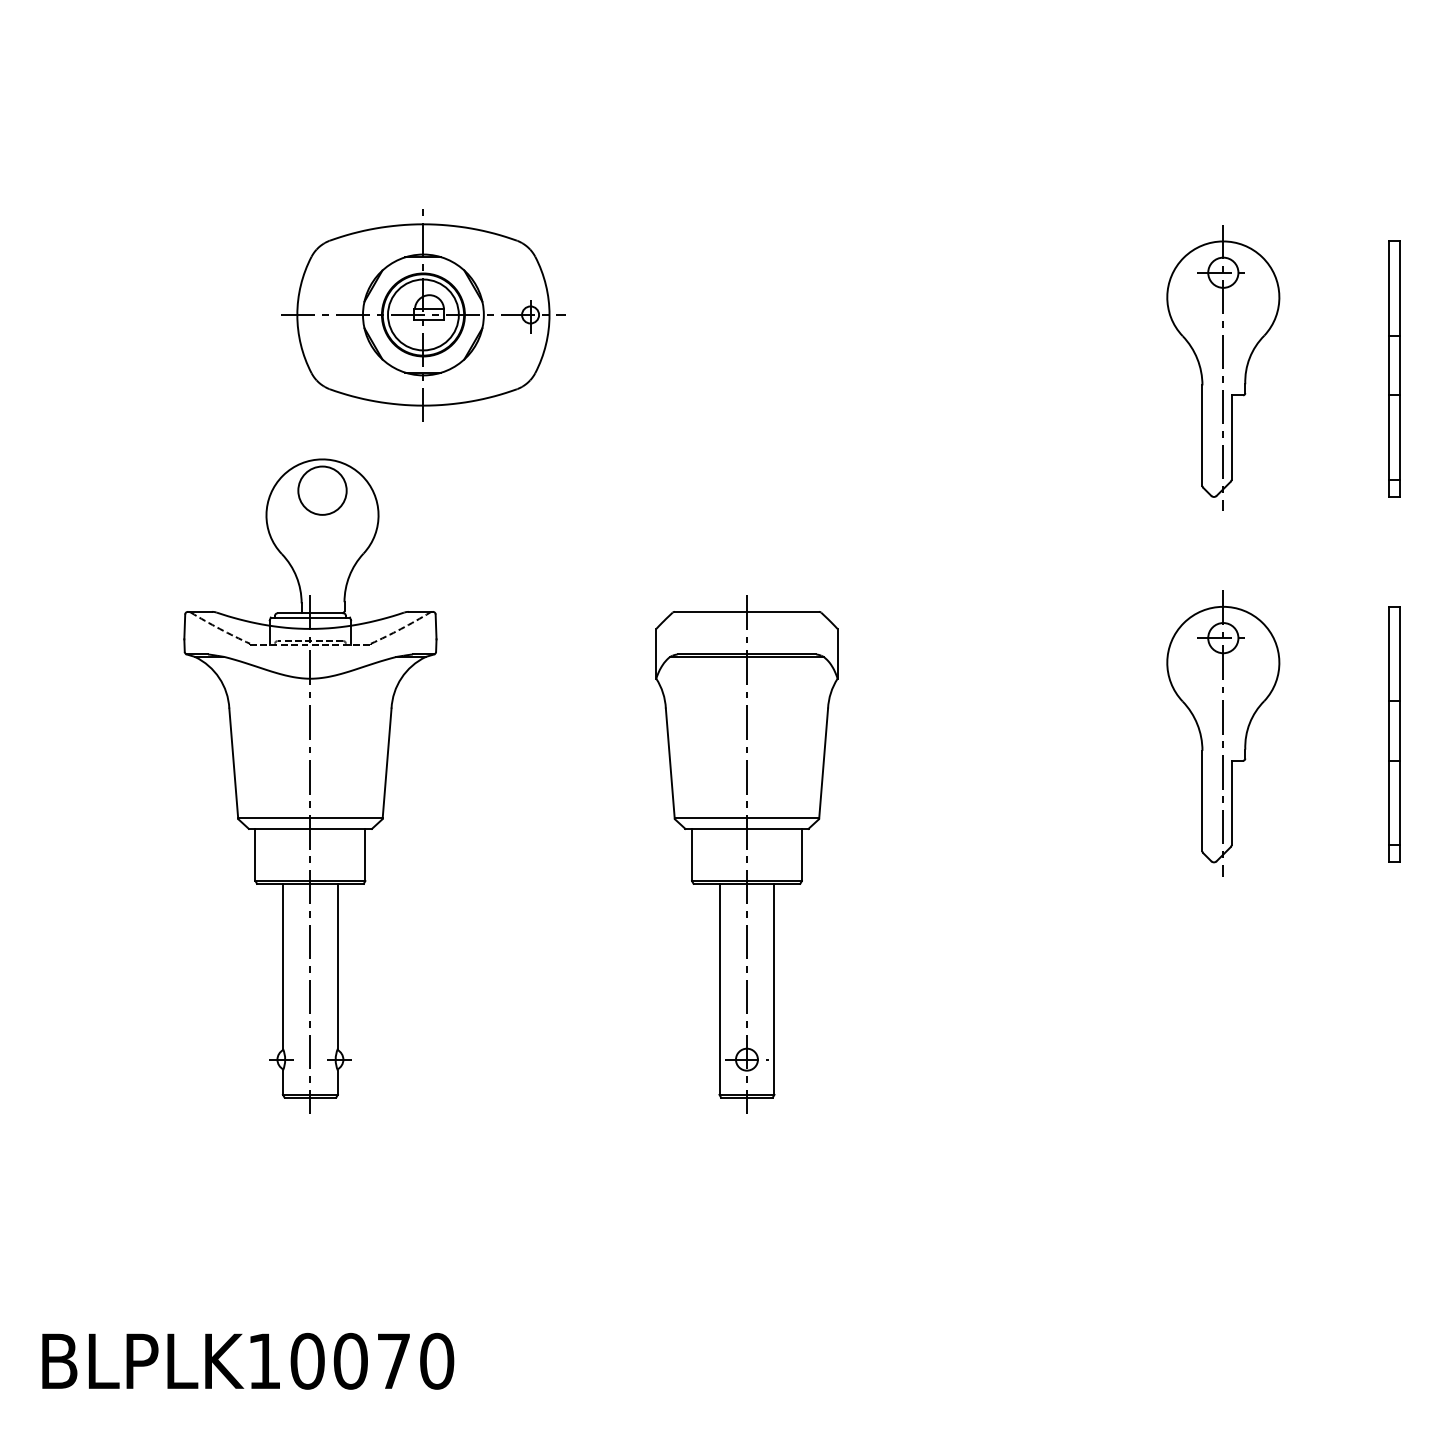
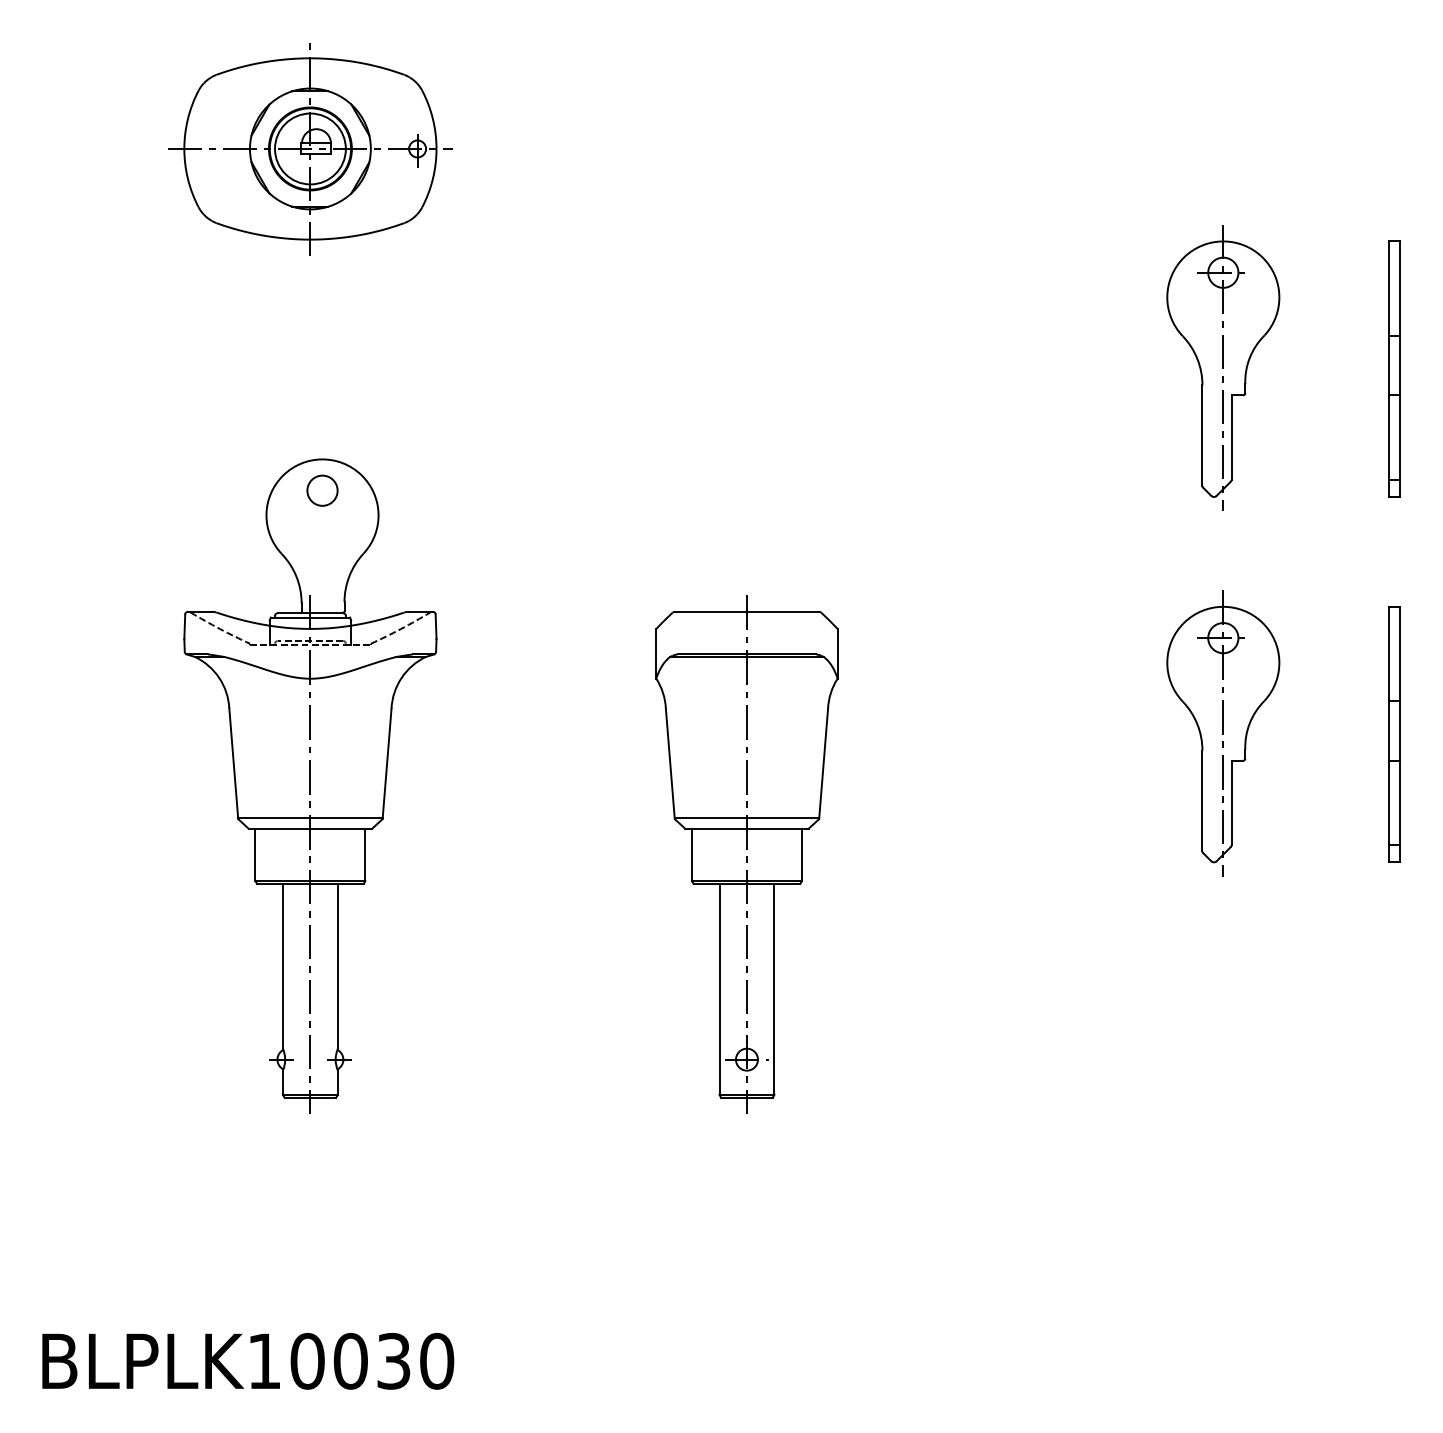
part position: (423, 315) -> (310, 149) (310, 149)
circle diameter: 48 px -> 30 px (322, 490)
text: BLPLK10070 -> BLPLK10030 (393, 1360)
